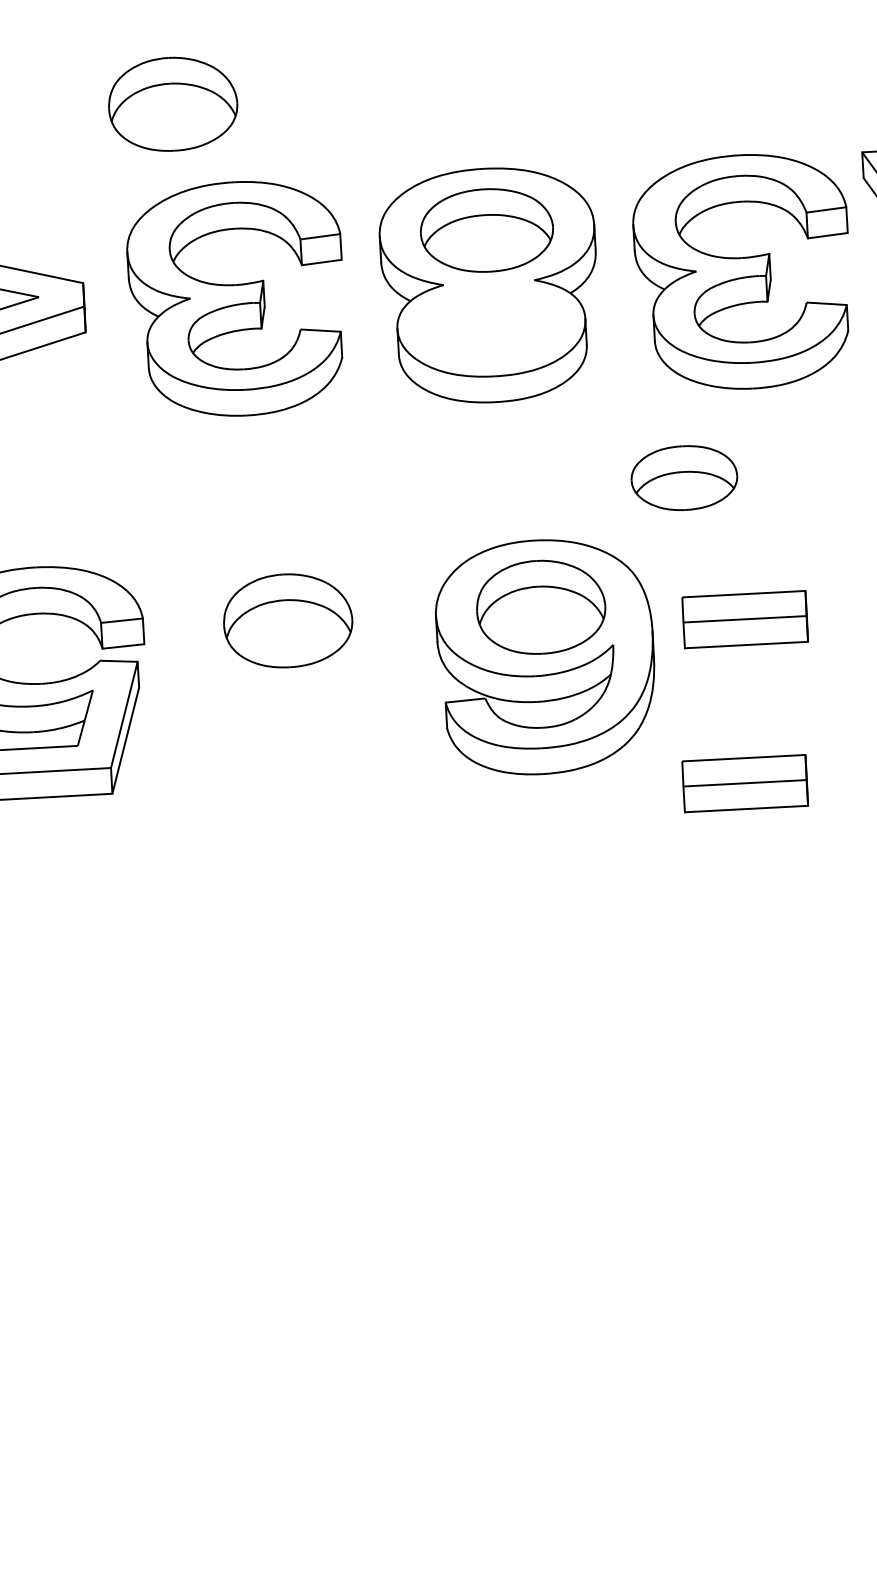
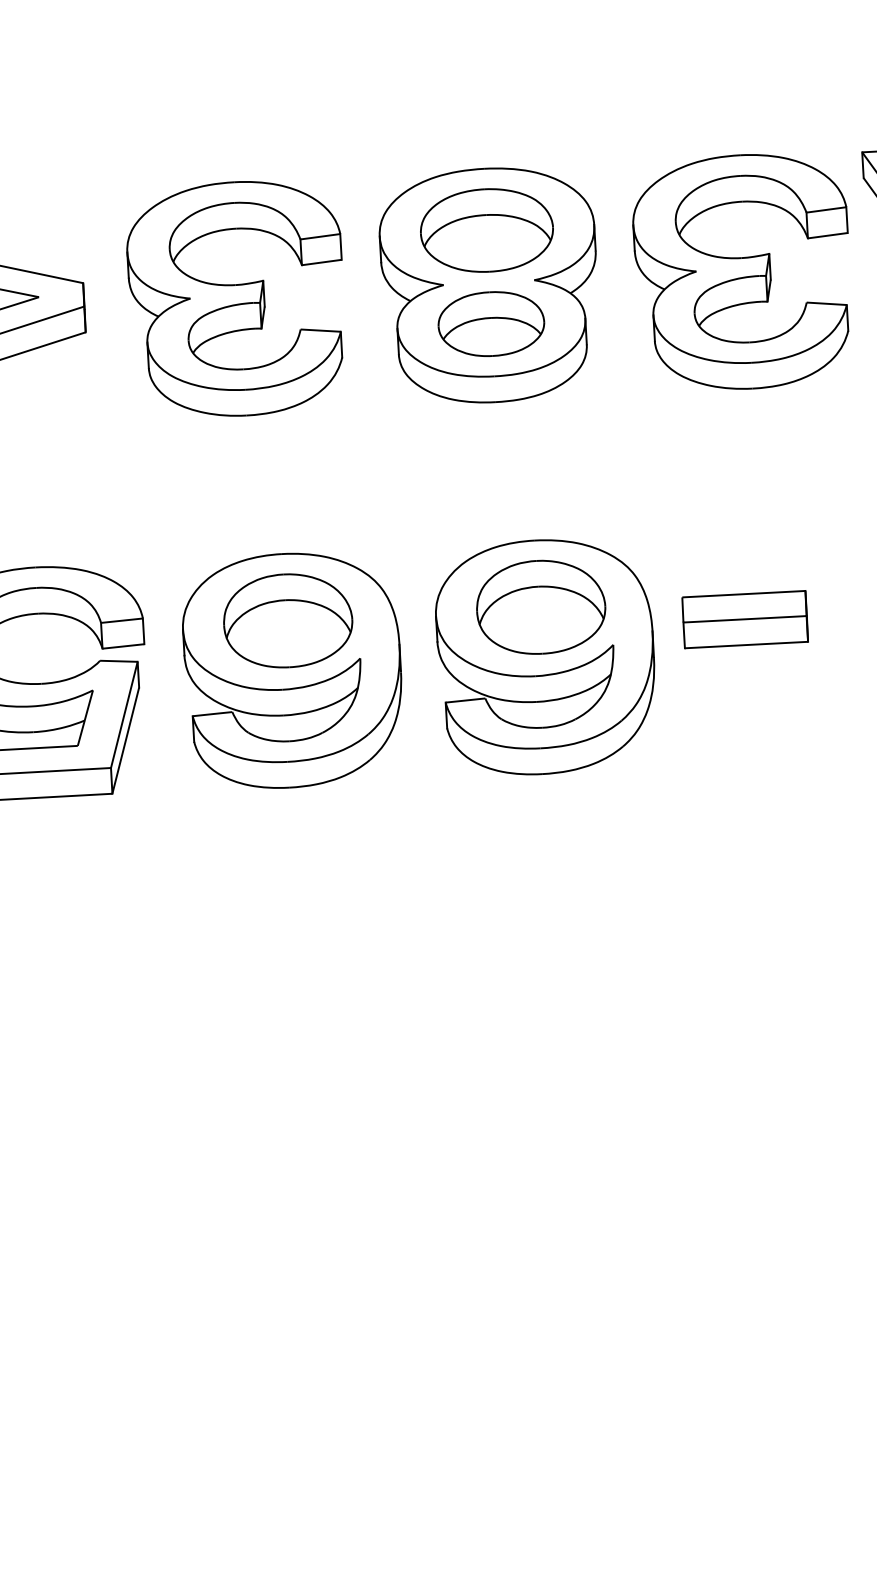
part: present -> none (173, 103)
part position: (684, 477) -> (491, 323) (491, 323)
part: none -> present (292, 670)
part: present -> none (744, 783)
